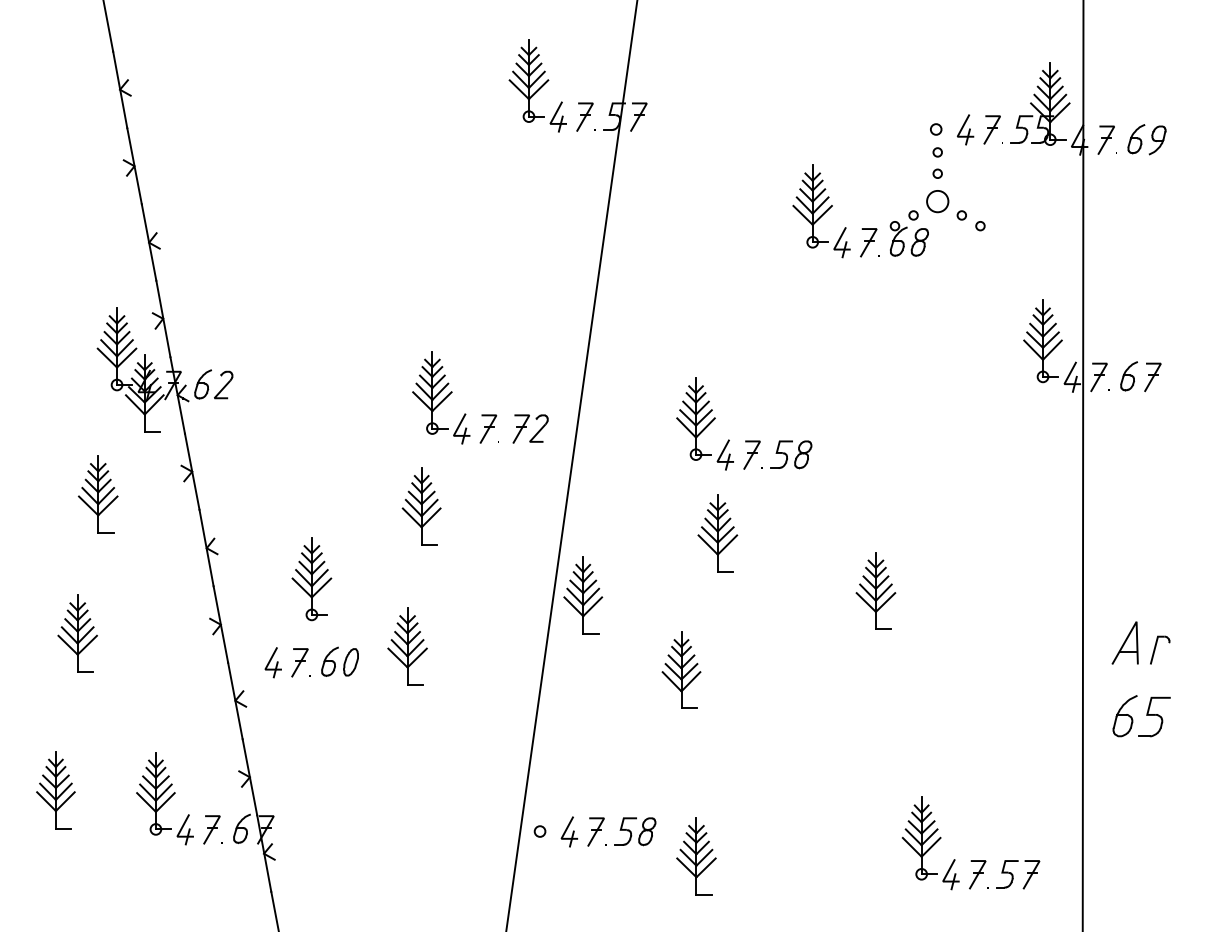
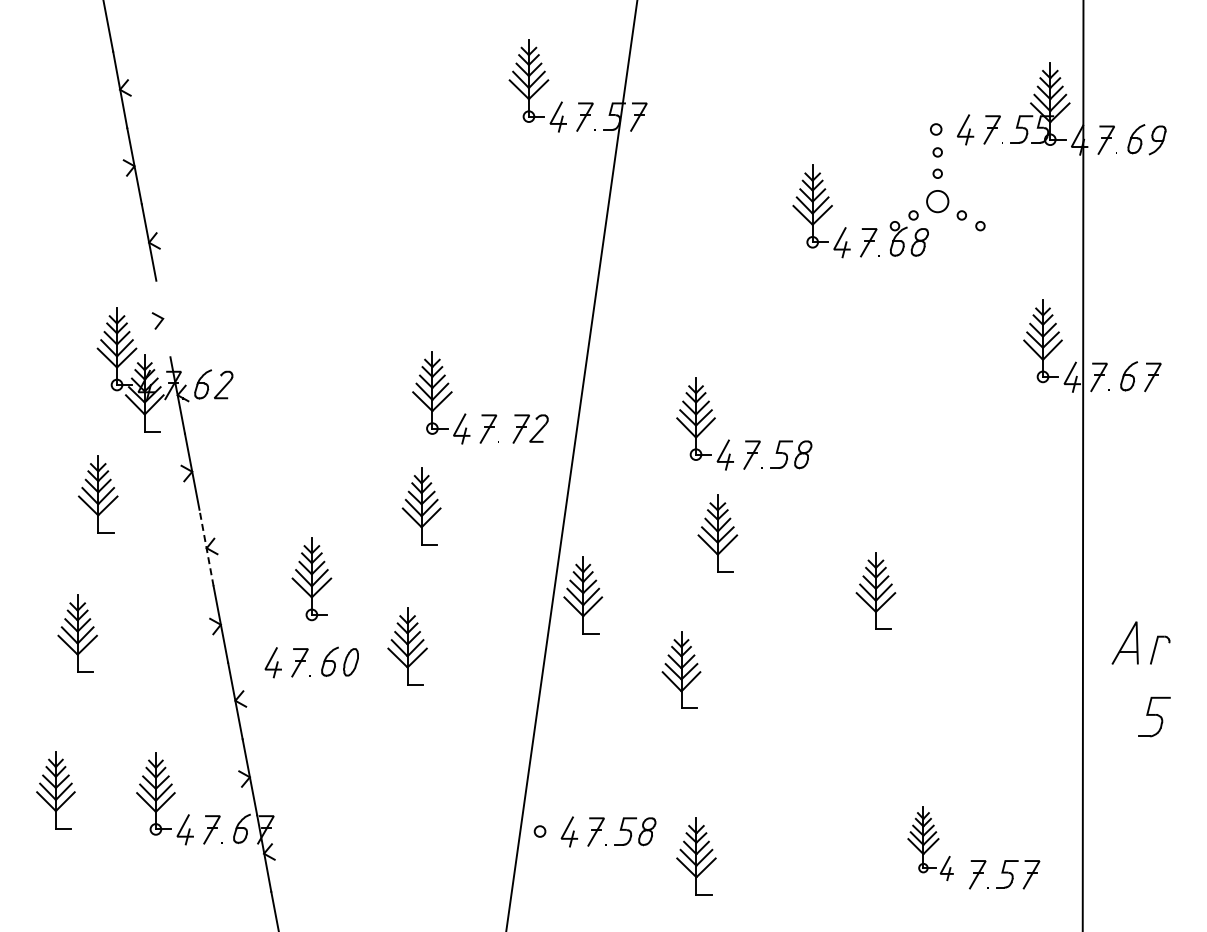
line: present -> none (163, 318)
line: solid -> dashed (206, 548)
part: present -> none (1124, 716)
part size: 59x95 px -> 47x76 px (930, 843)
